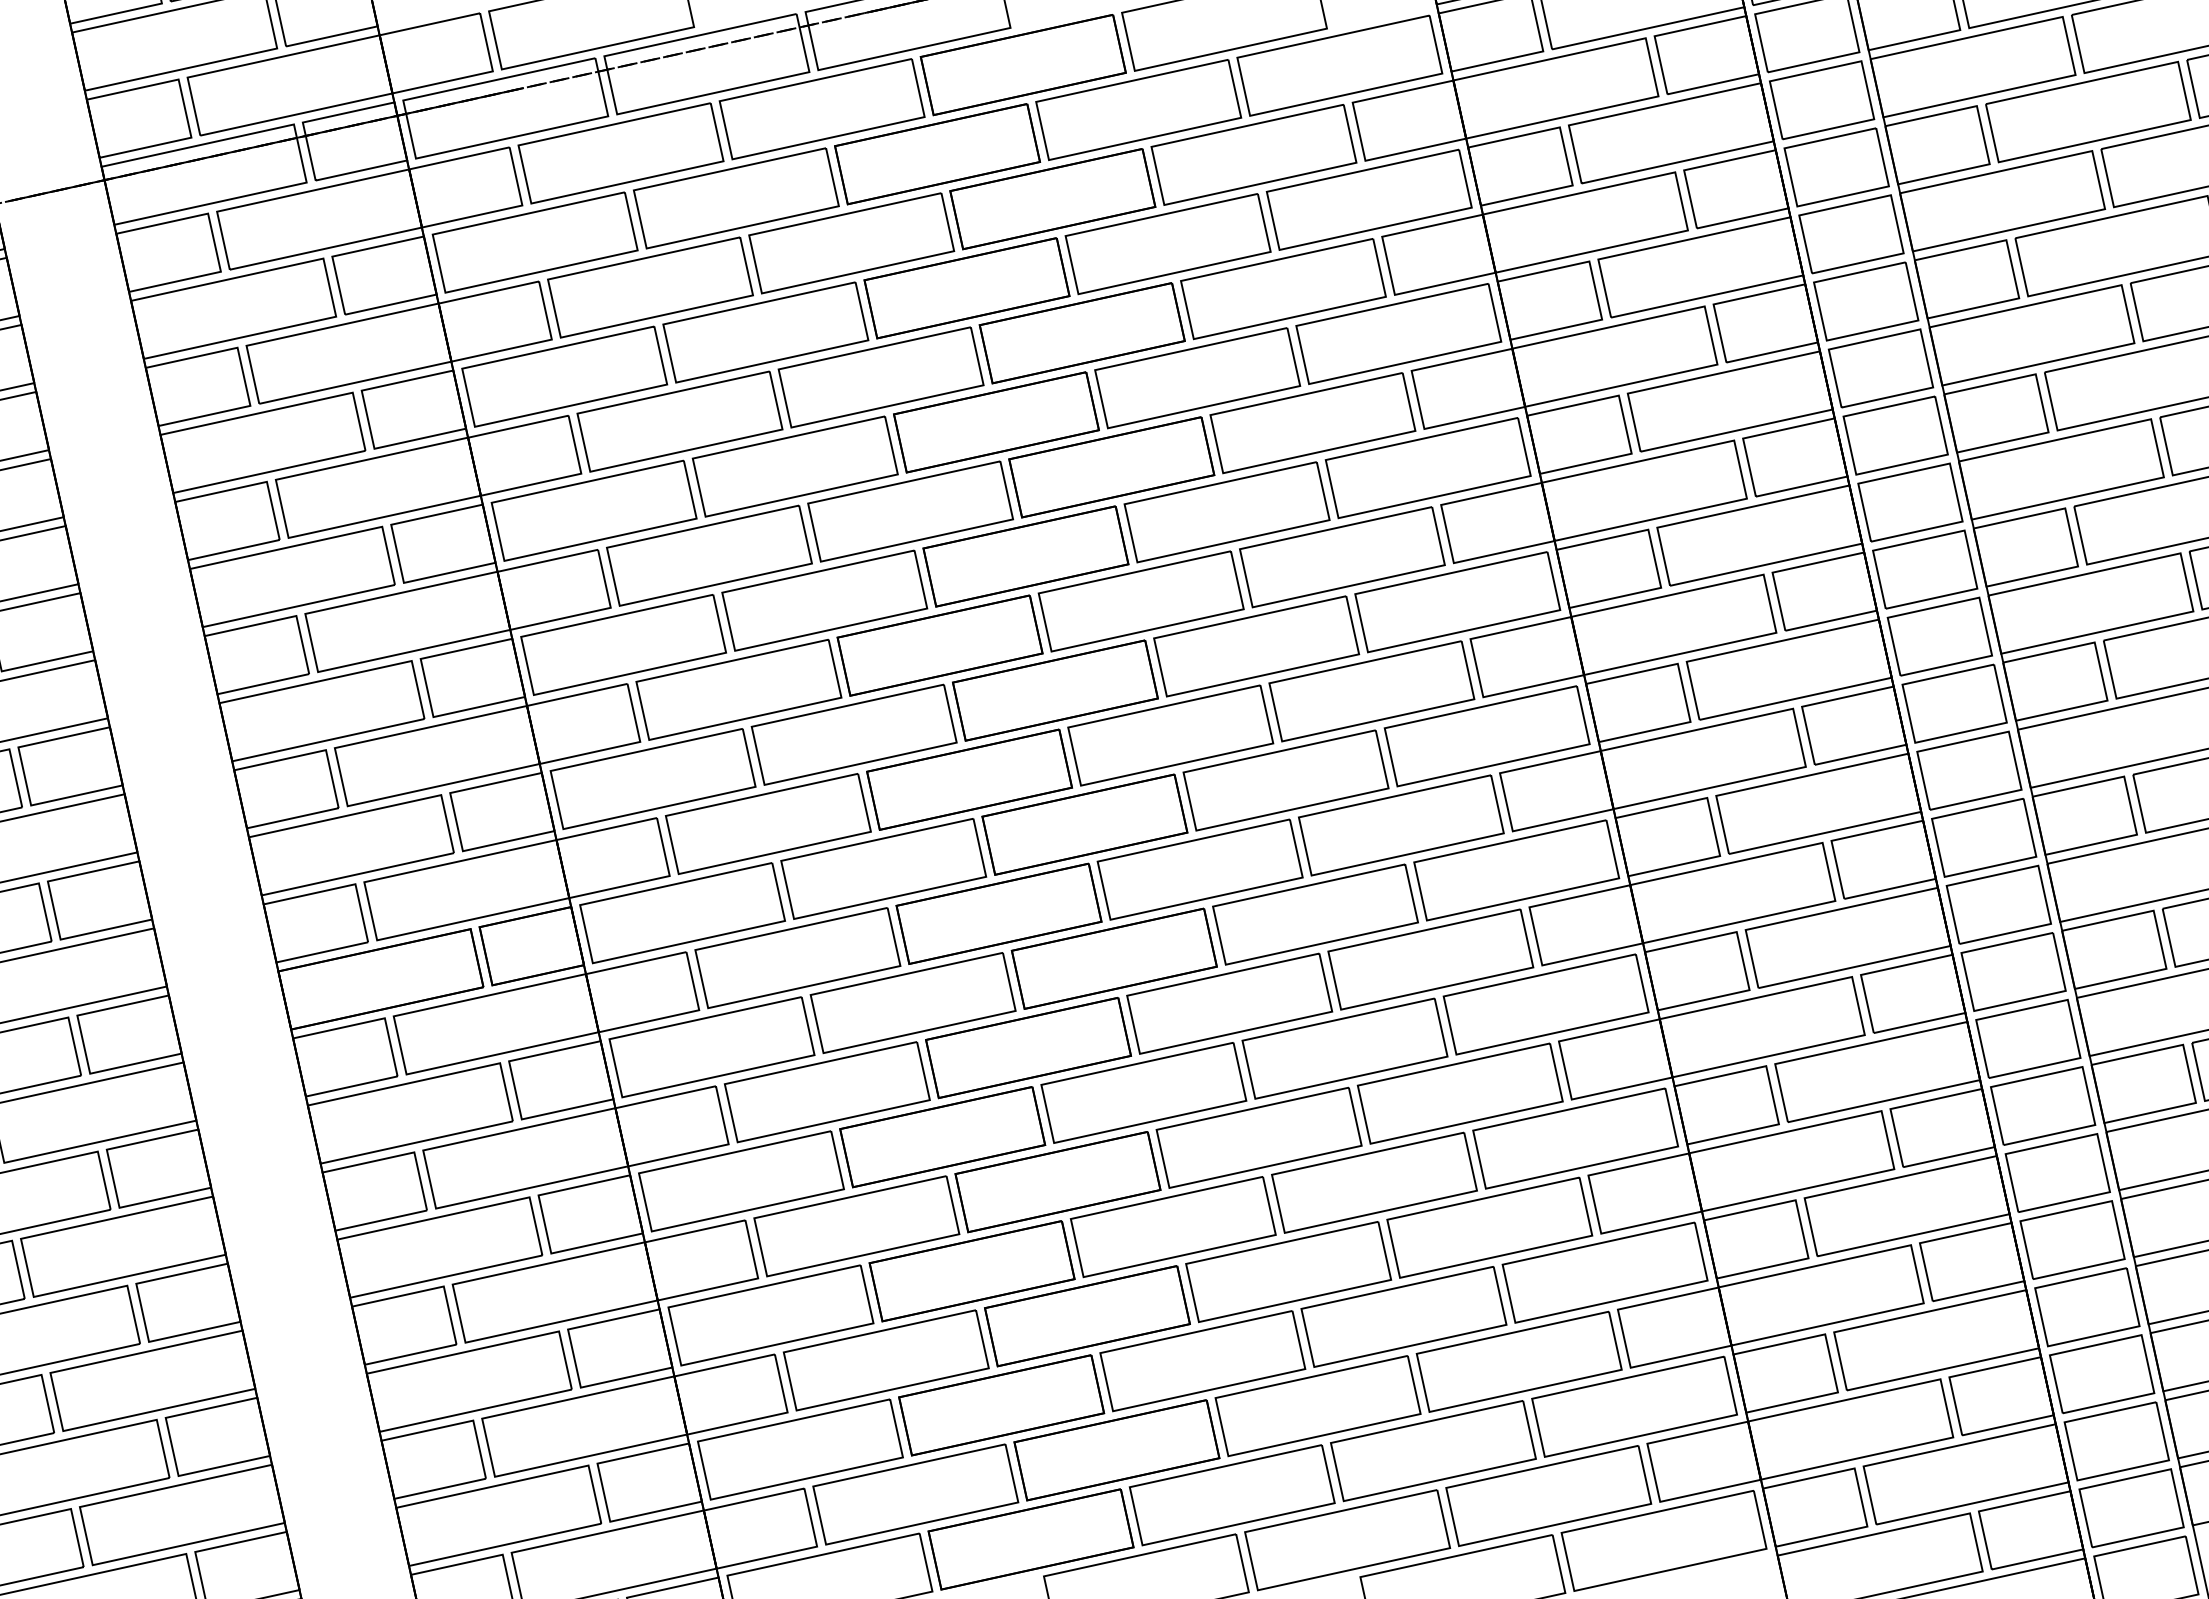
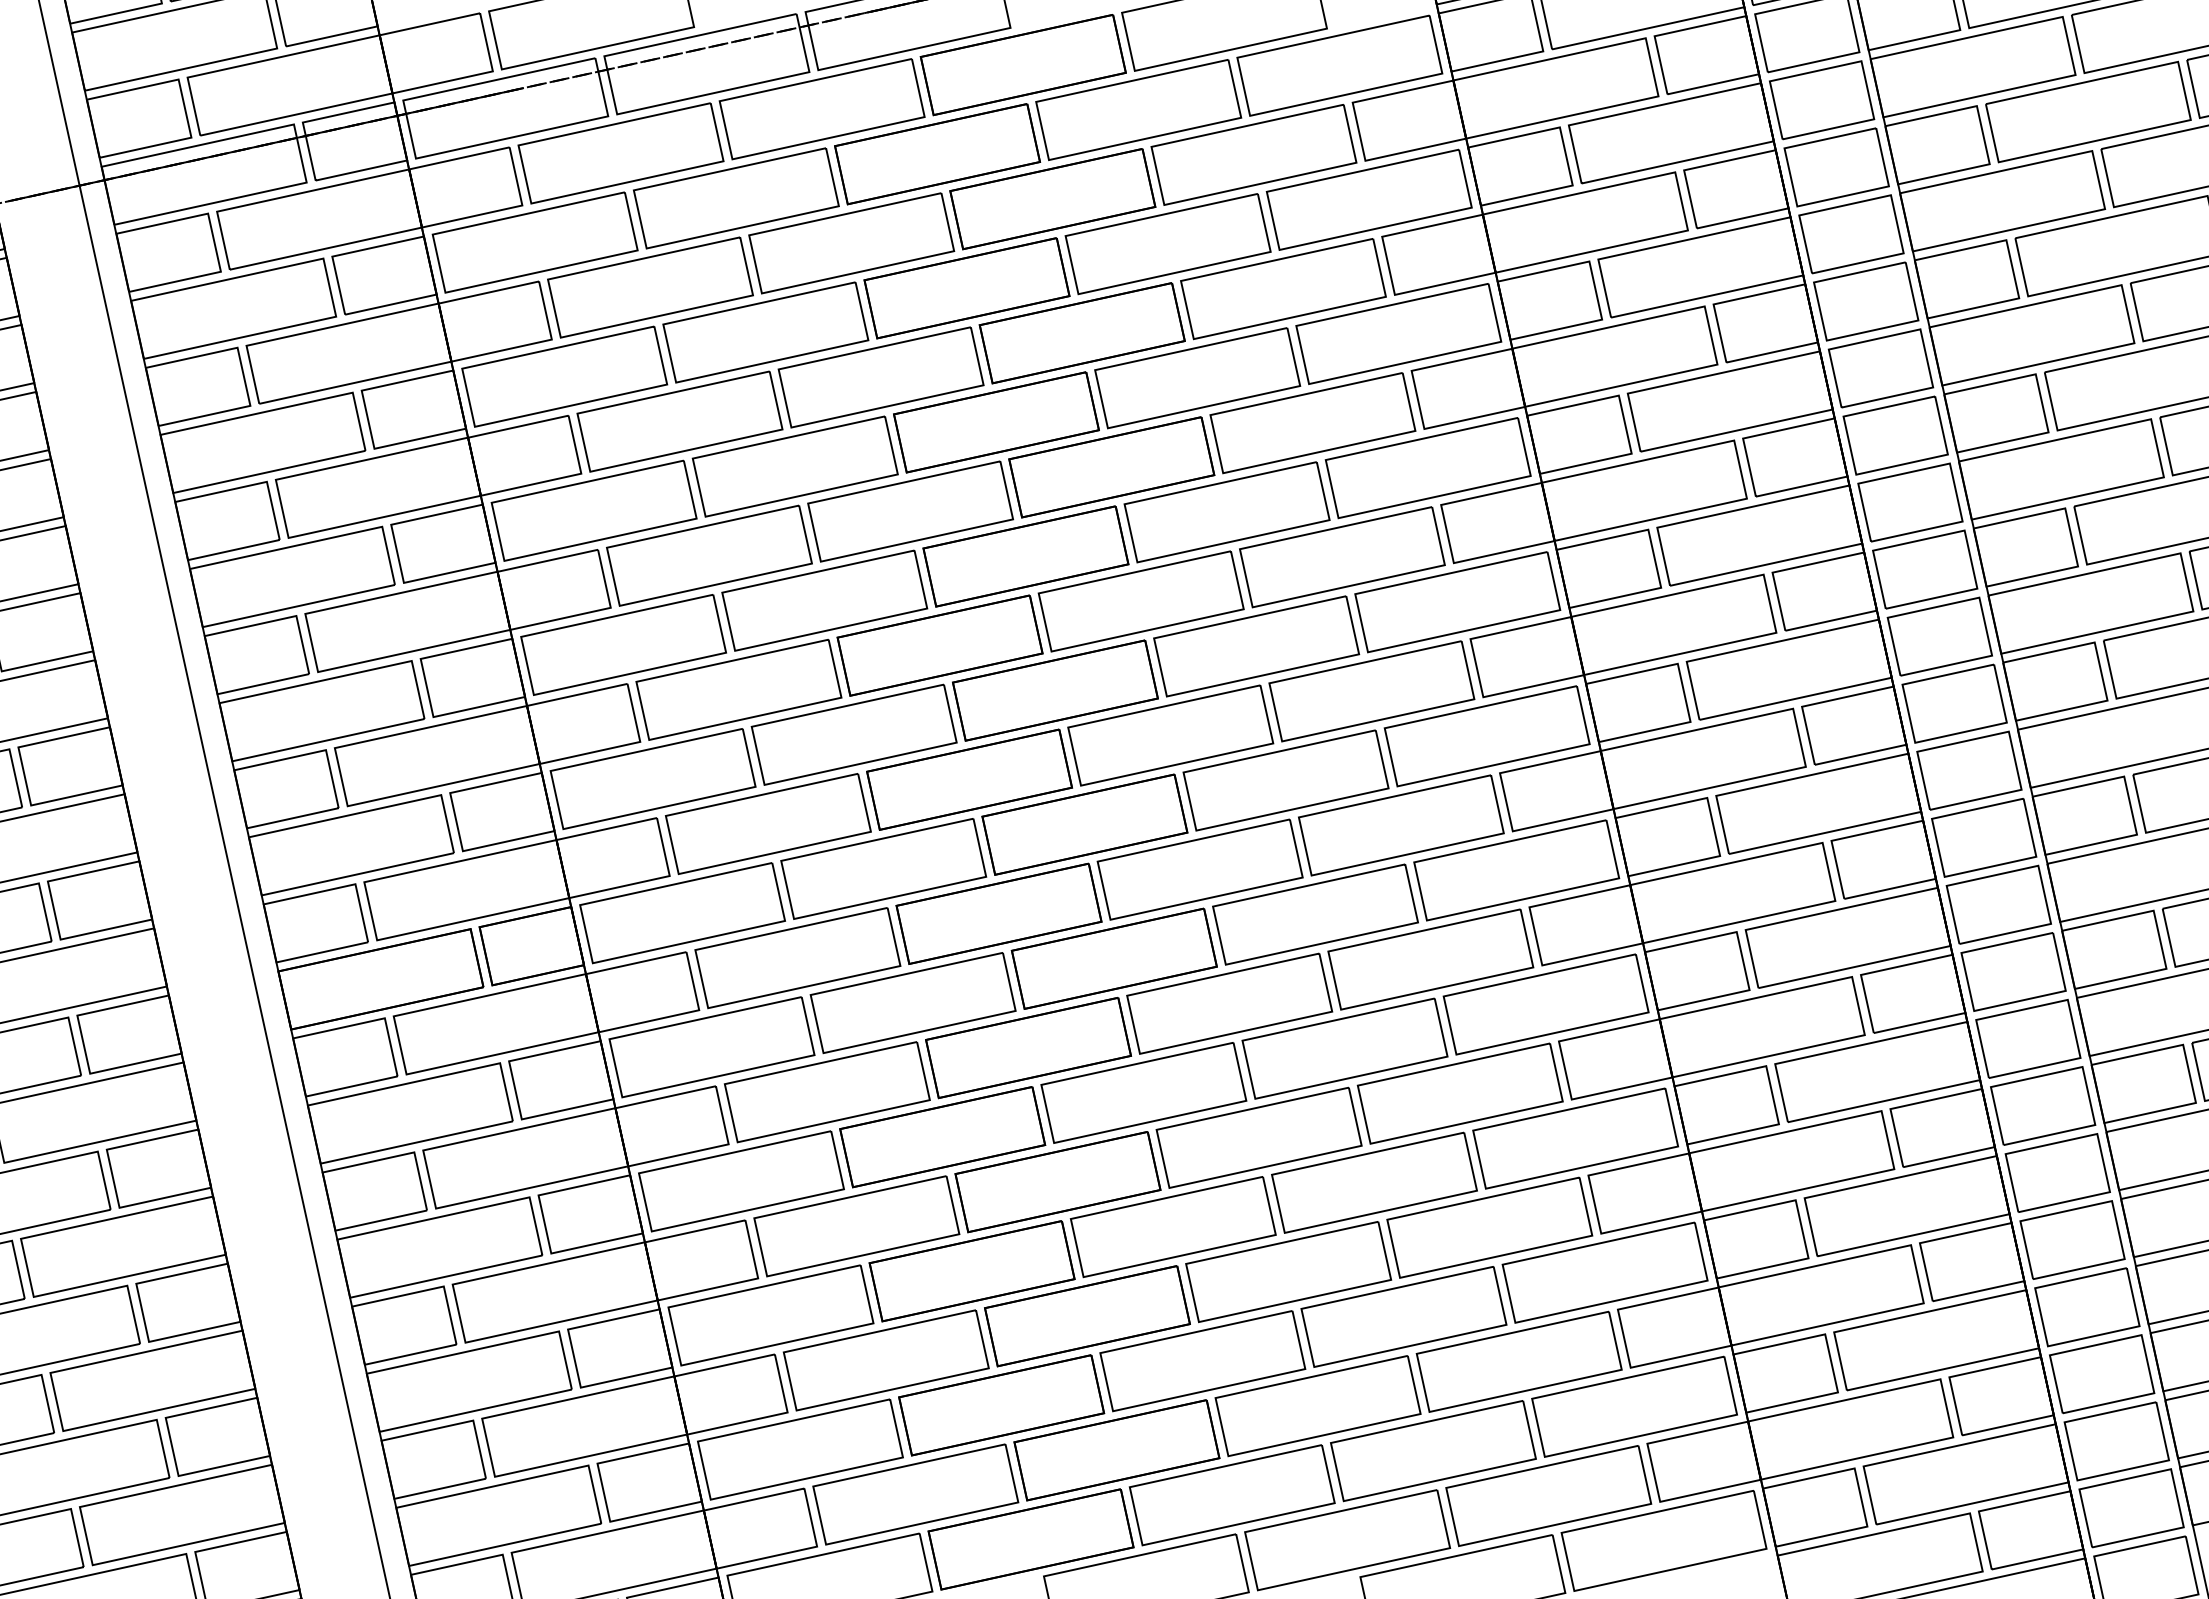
line position: (240, 798) -> (214, 798) (214, 798)
